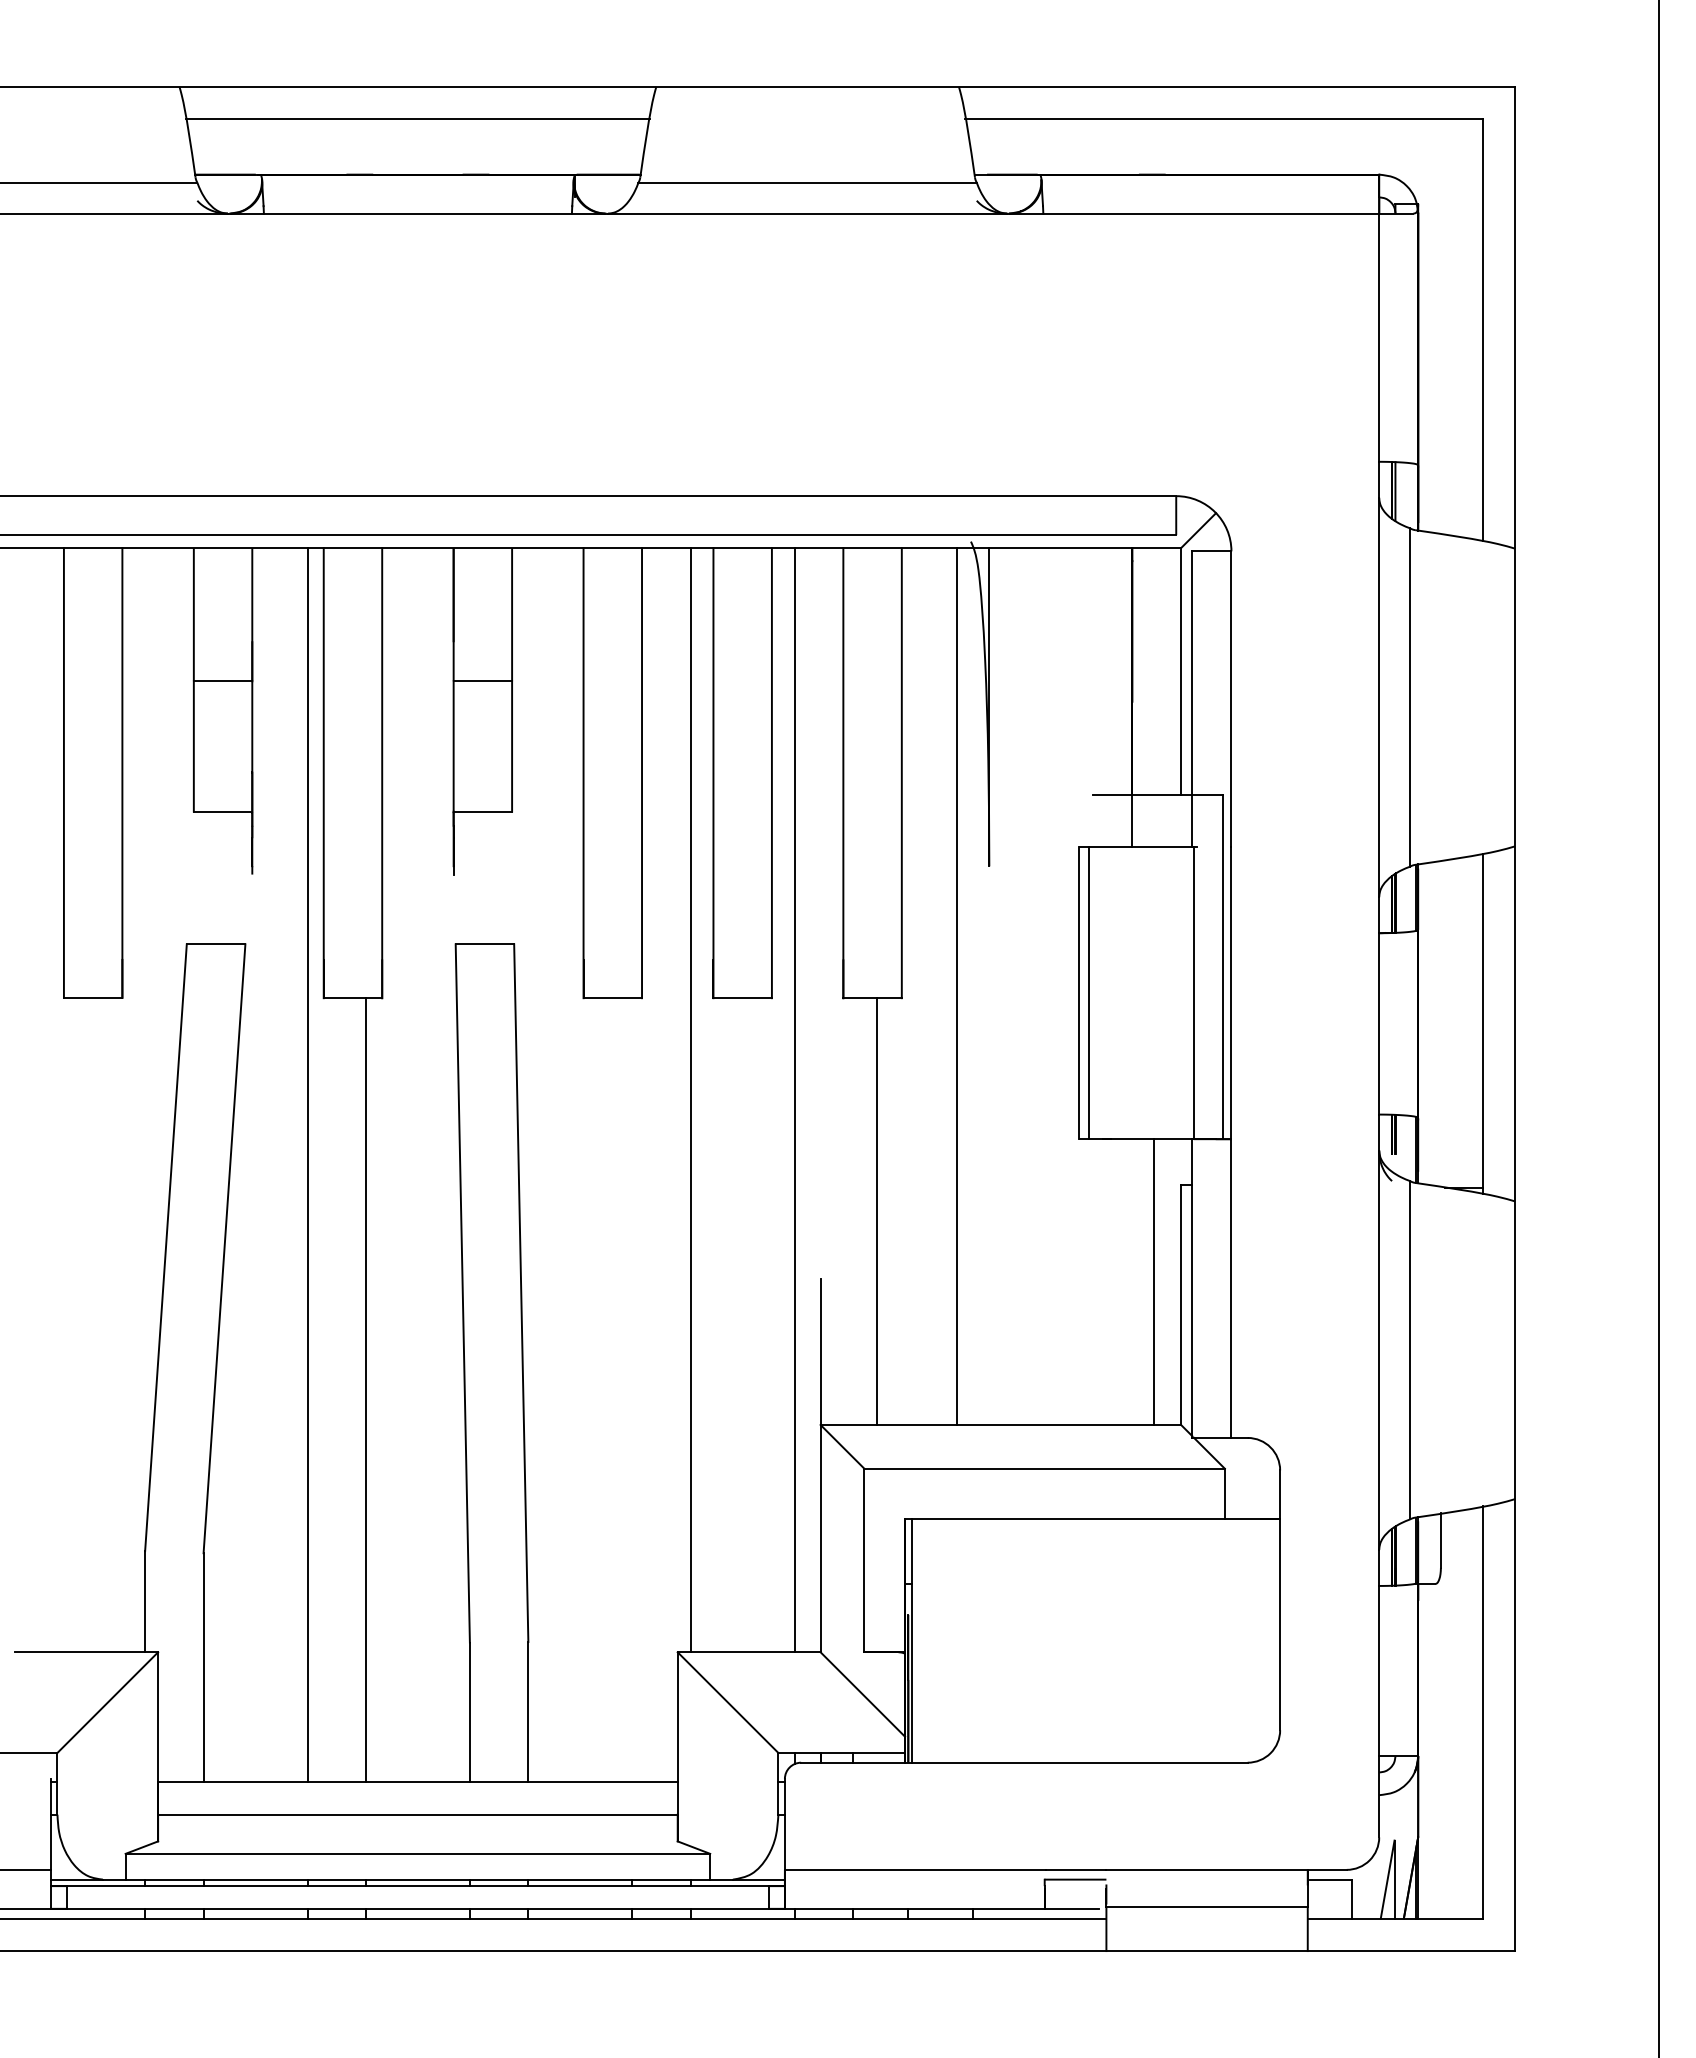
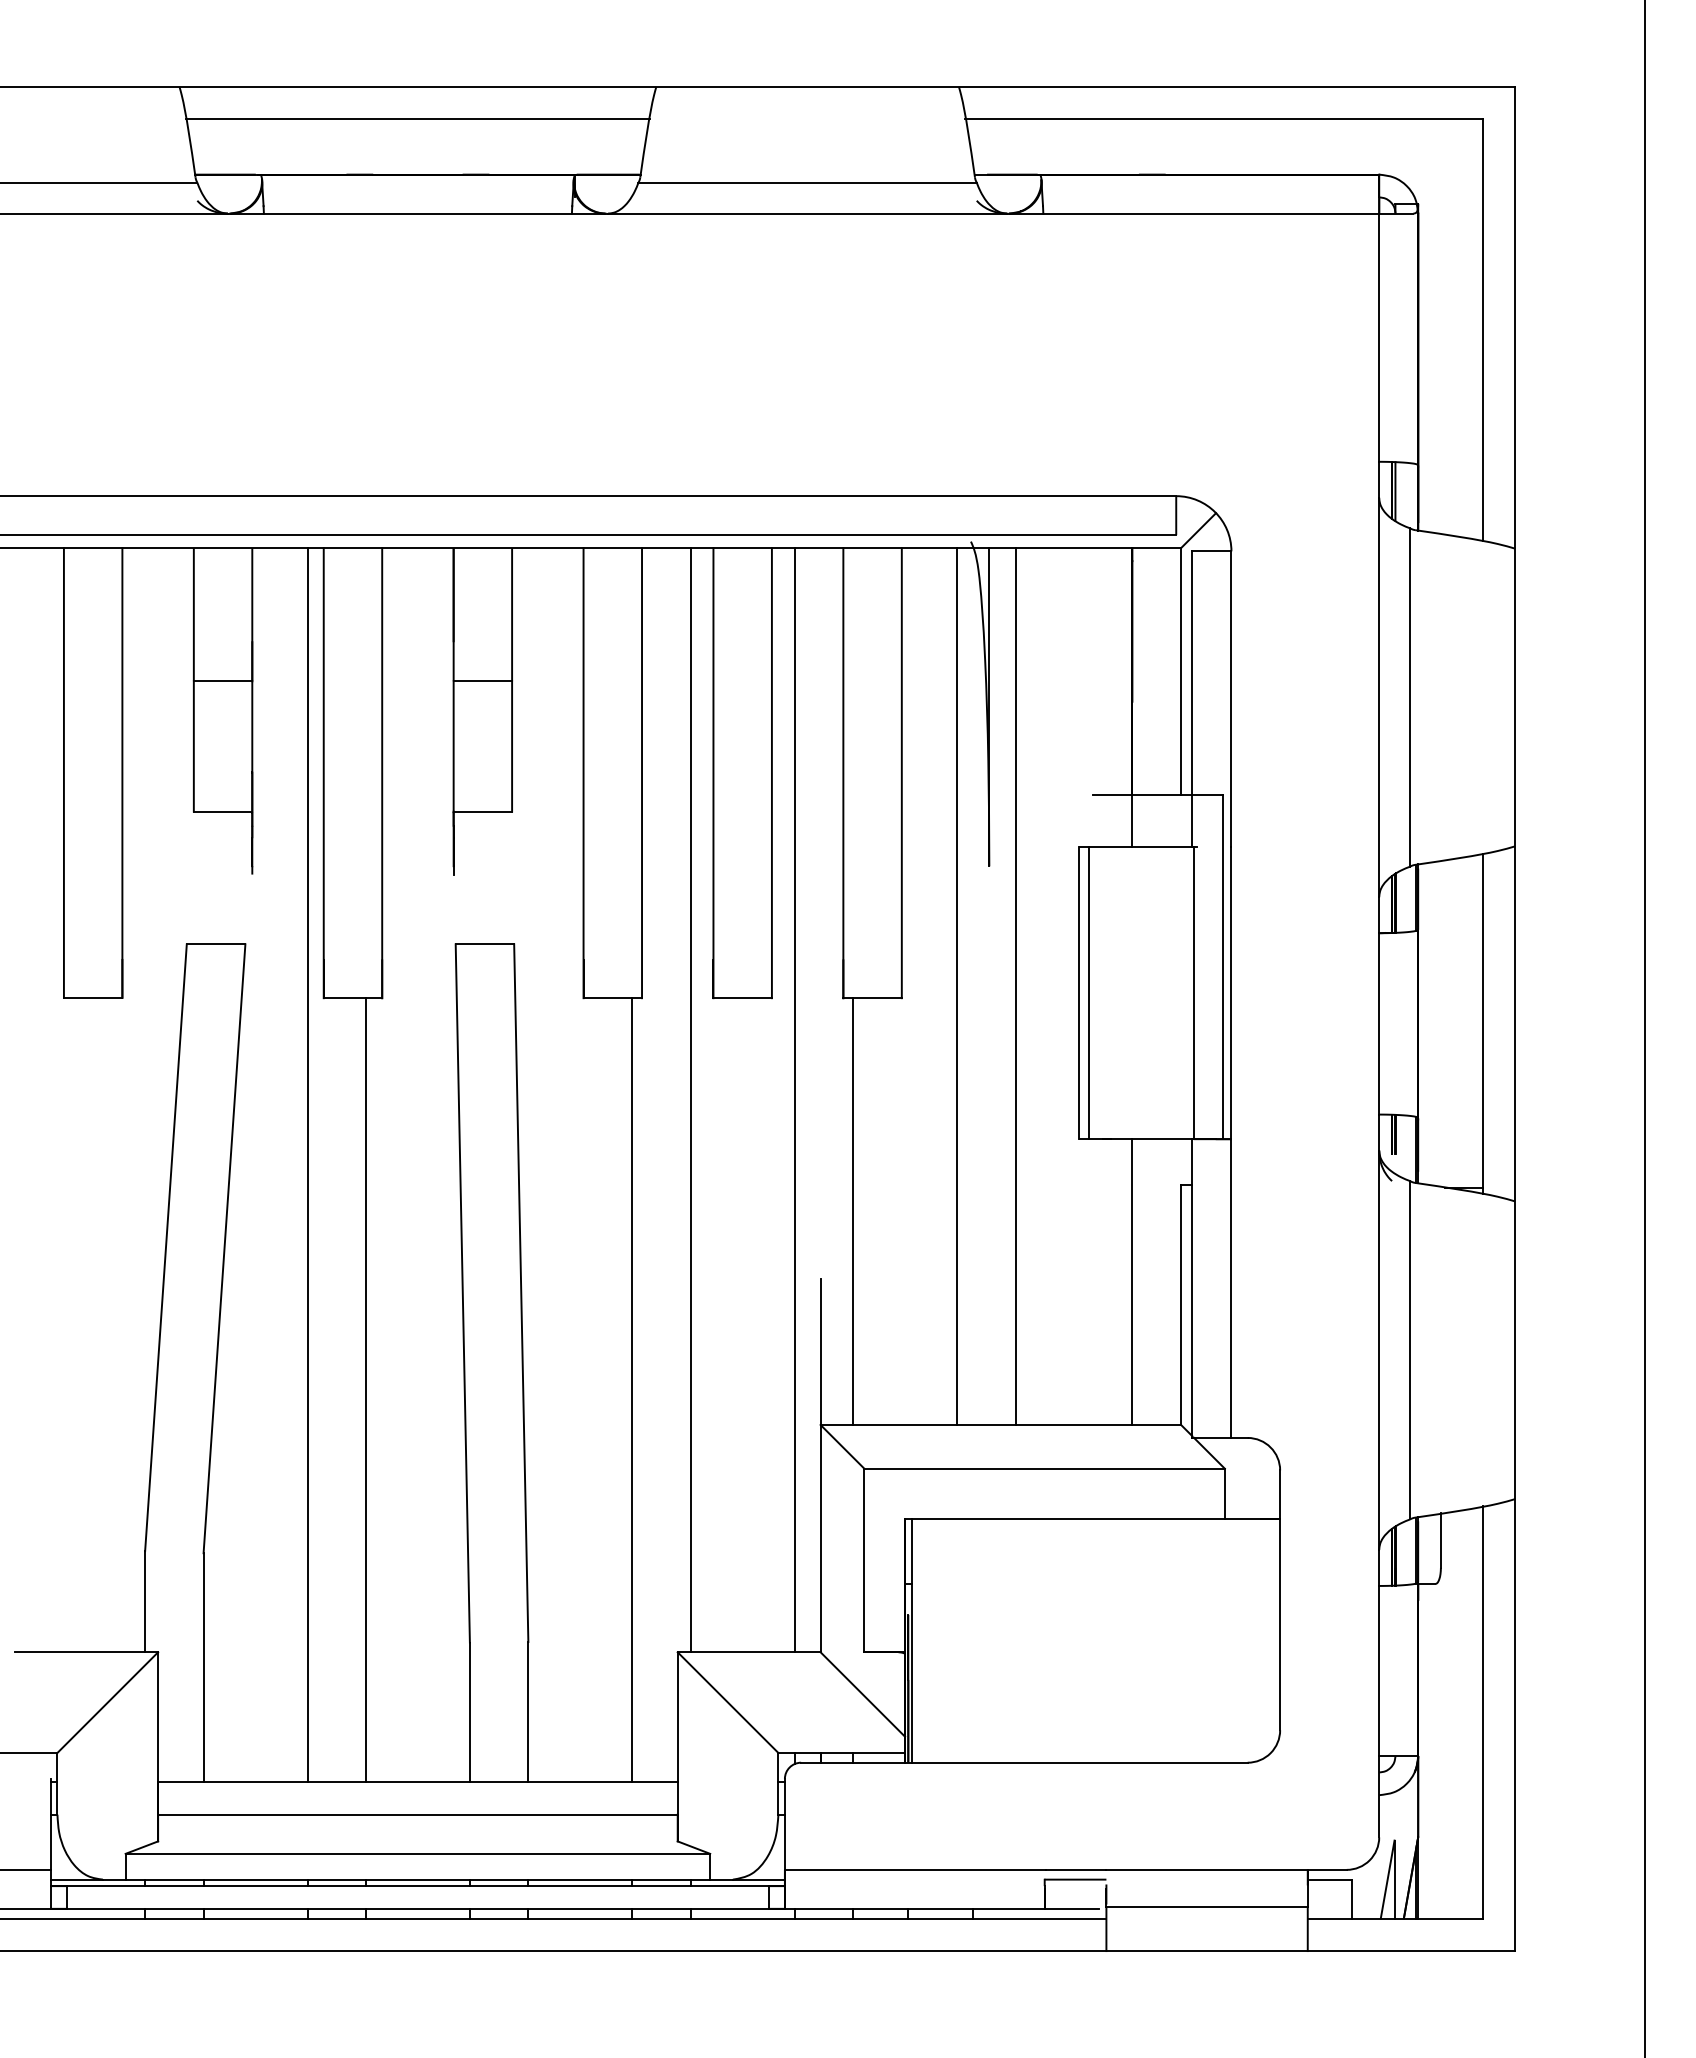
line: none -> present (1015, 986)
line position: (1659, 1028) -> (1645, 1028) (1645, 1028)
line position: (877, 1211) -> (853, 1211) (853, 1211)
line position: (1154, 1281) -> (1132, 1281) (1132, 1281)
line: none -> present (632, 1390)
